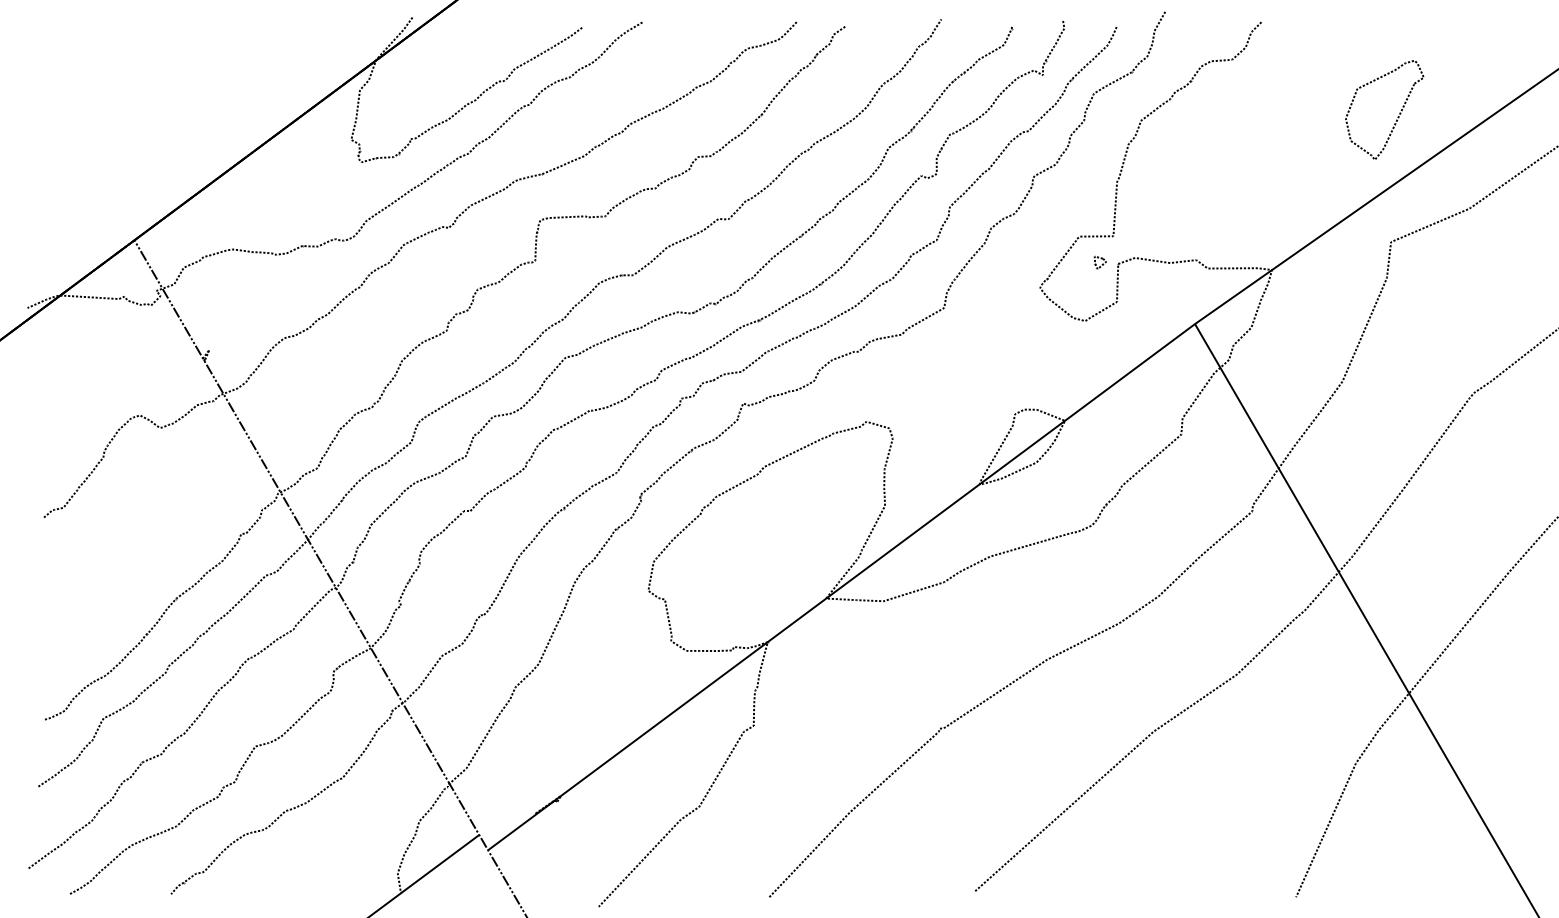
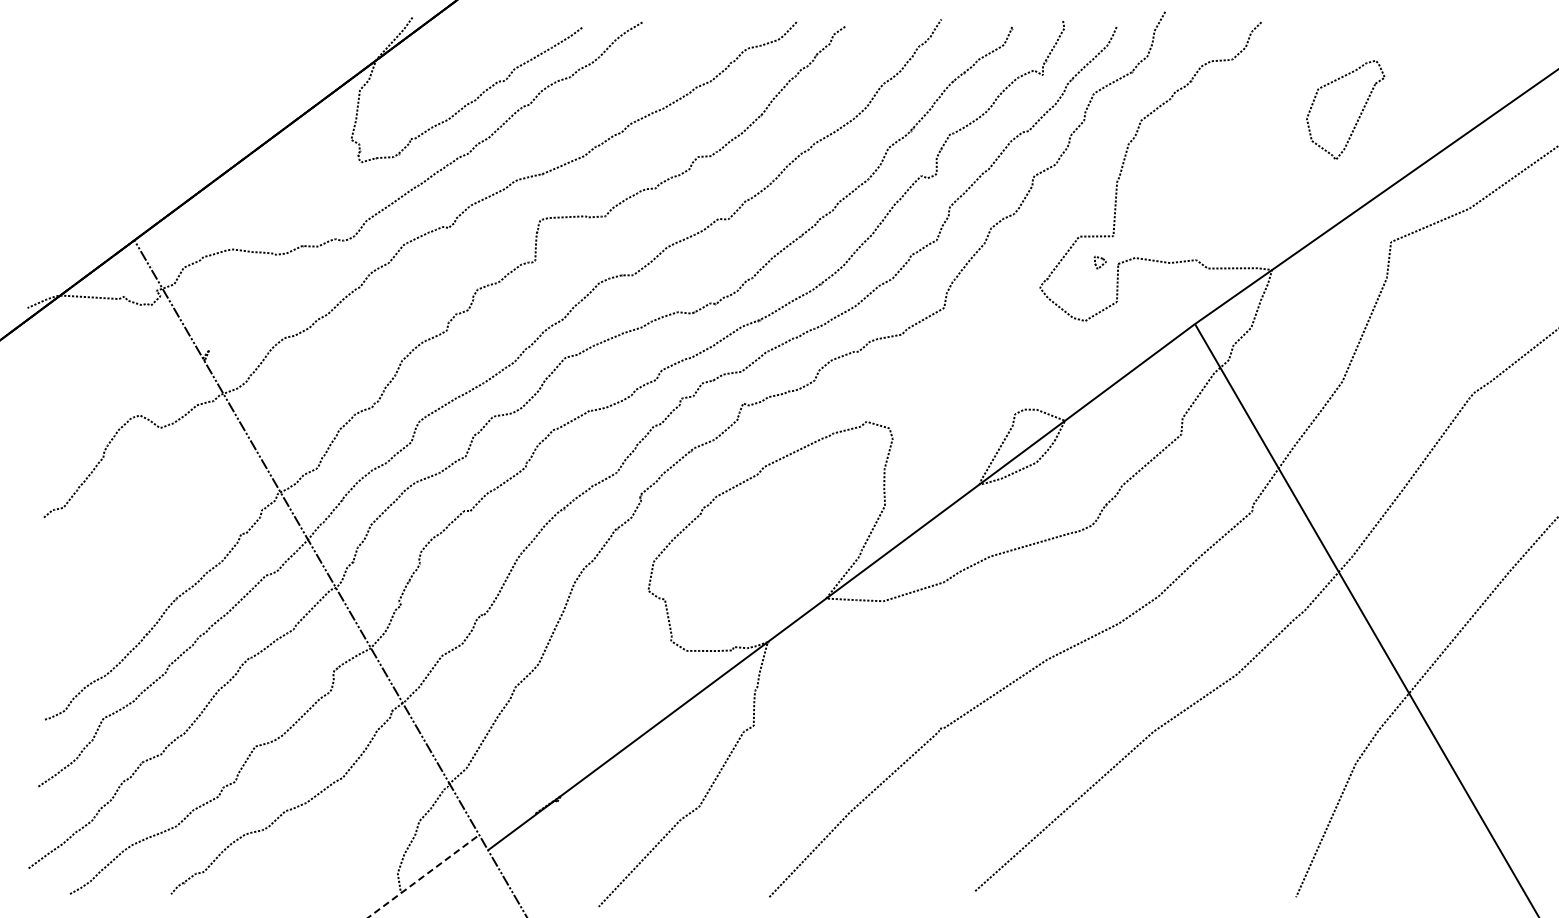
part position: (1397, 116) -> (1358, 116) (1358, 116)
line: solid -> dashed (423, 876)
